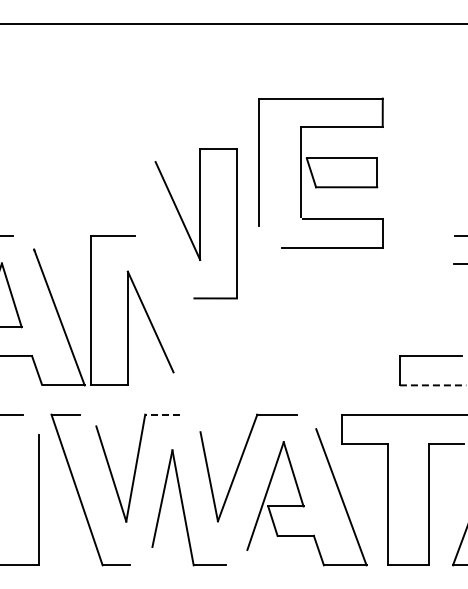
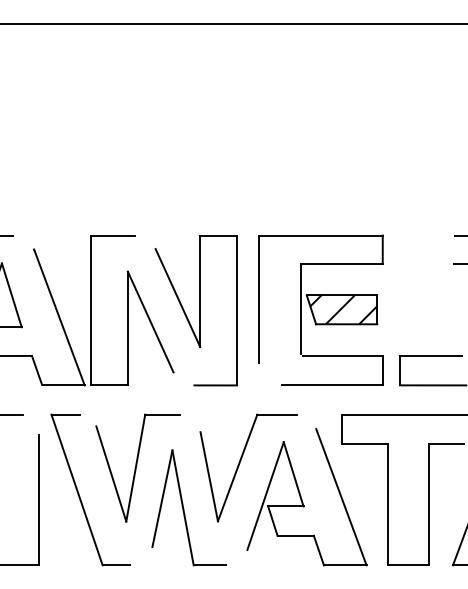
part position: (320, 172) -> (320, 309) (320, 309)
part position: (195, 223) -> (195, 310) (195, 310)
line: dashed -> solid (433, 385)
line: dashed -> solid (162, 414)
